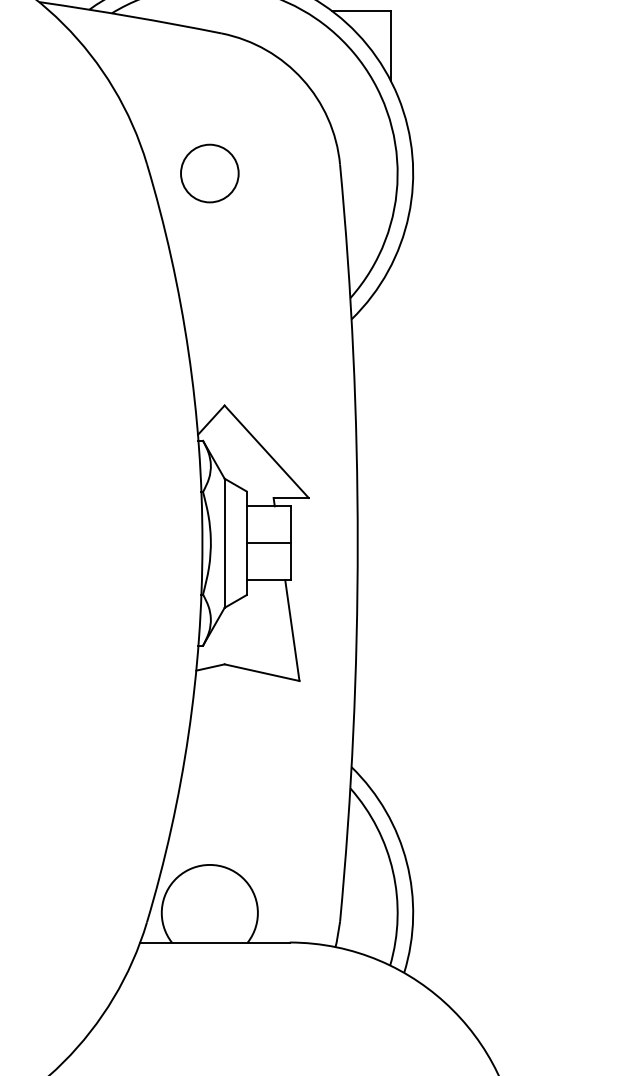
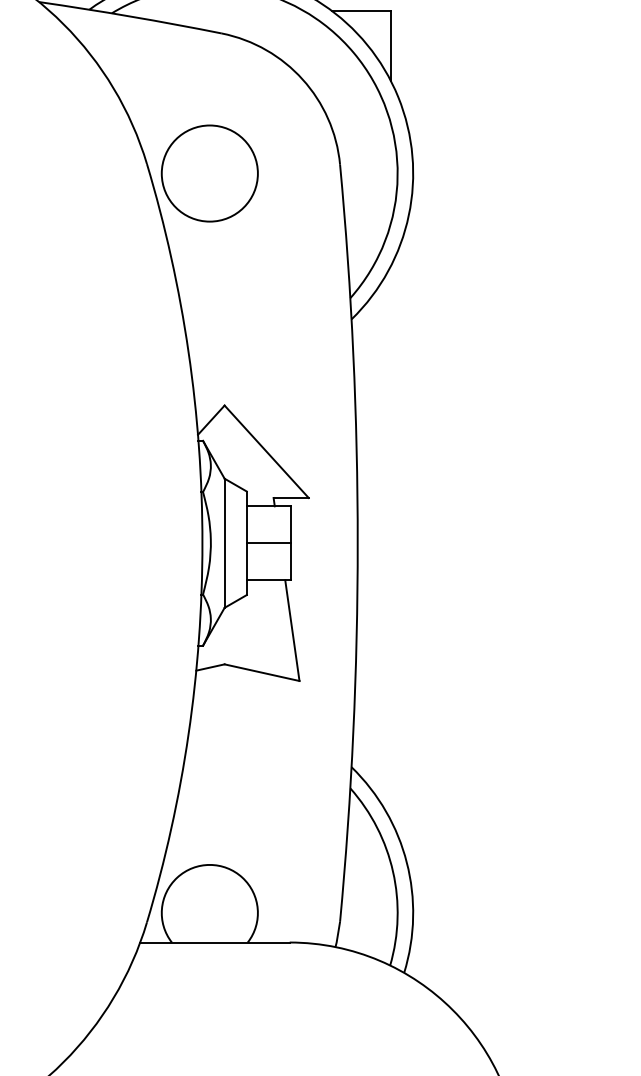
circle diameter: 58 px -> 96 px (209, 173)
